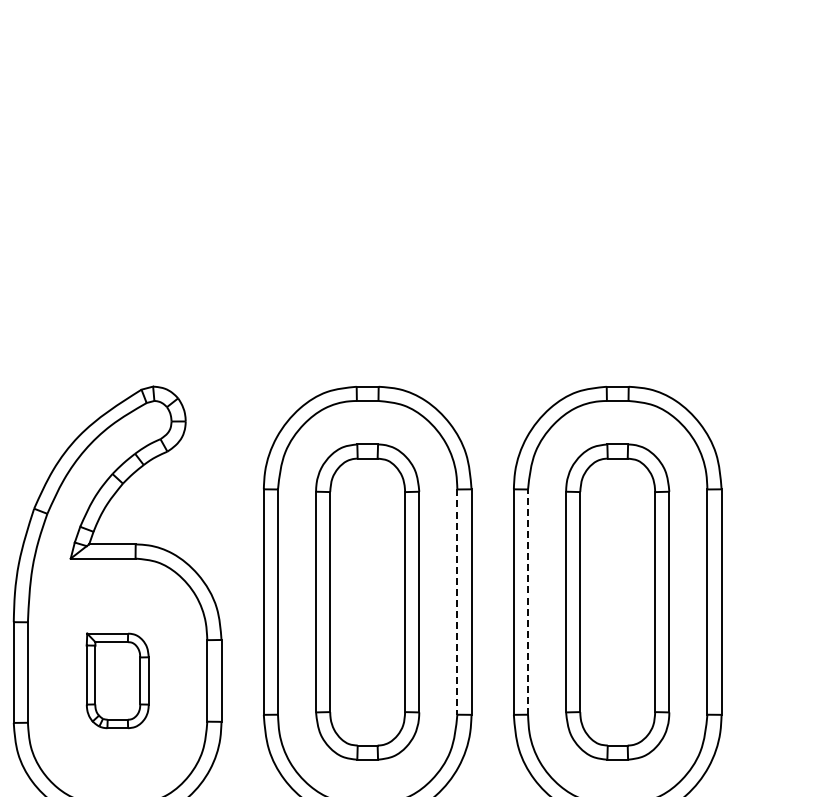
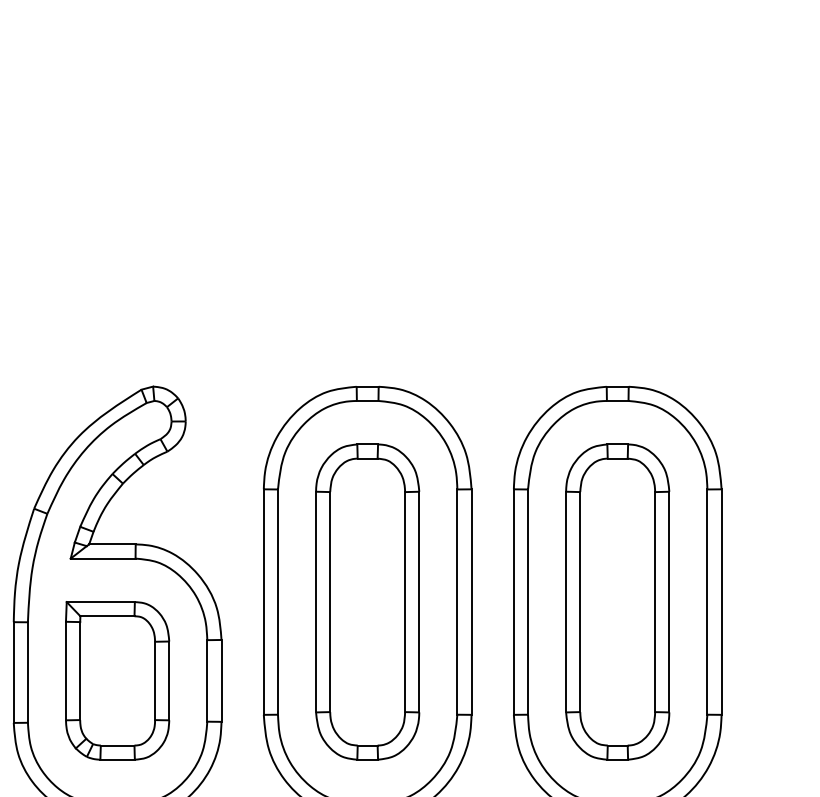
line: dashed -> solid (457, 602)
line: dashed -> solid (528, 602)
part size: 65x98 px -> 106x160 px (117, 680)
